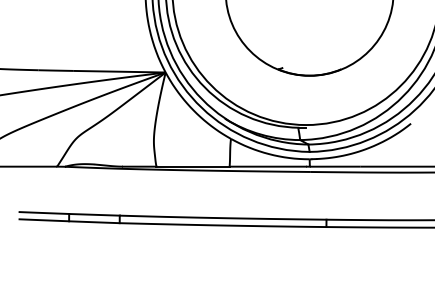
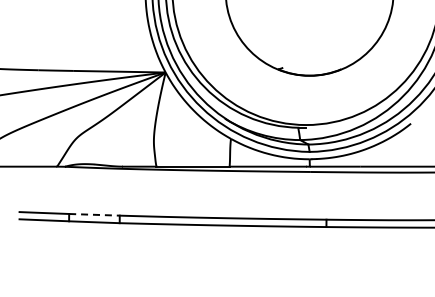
line: solid -> dashed (94, 214)
